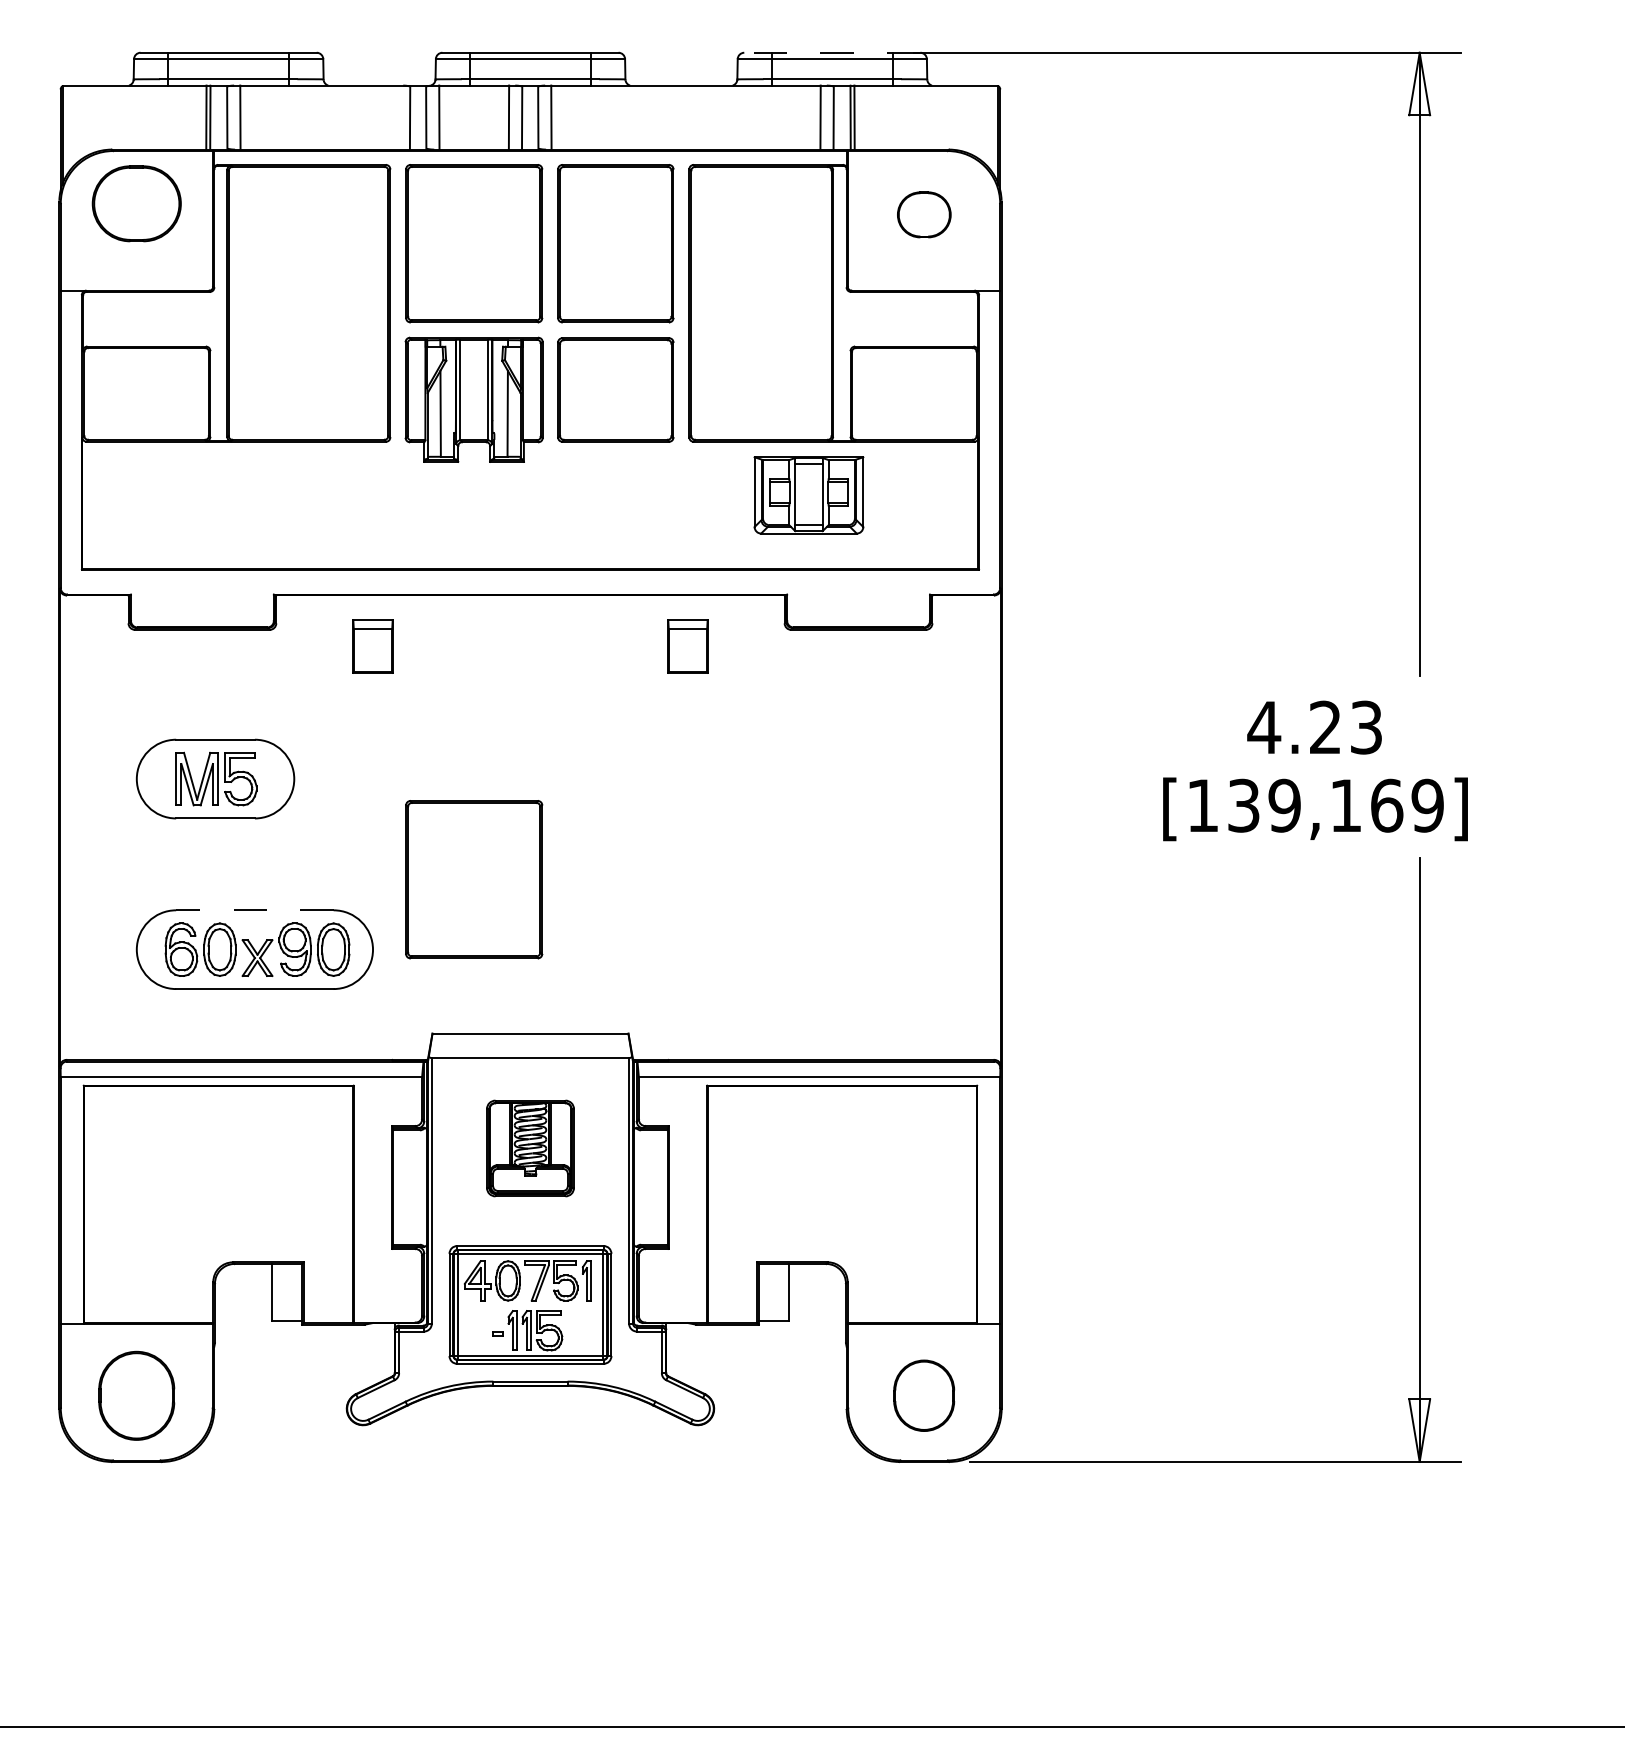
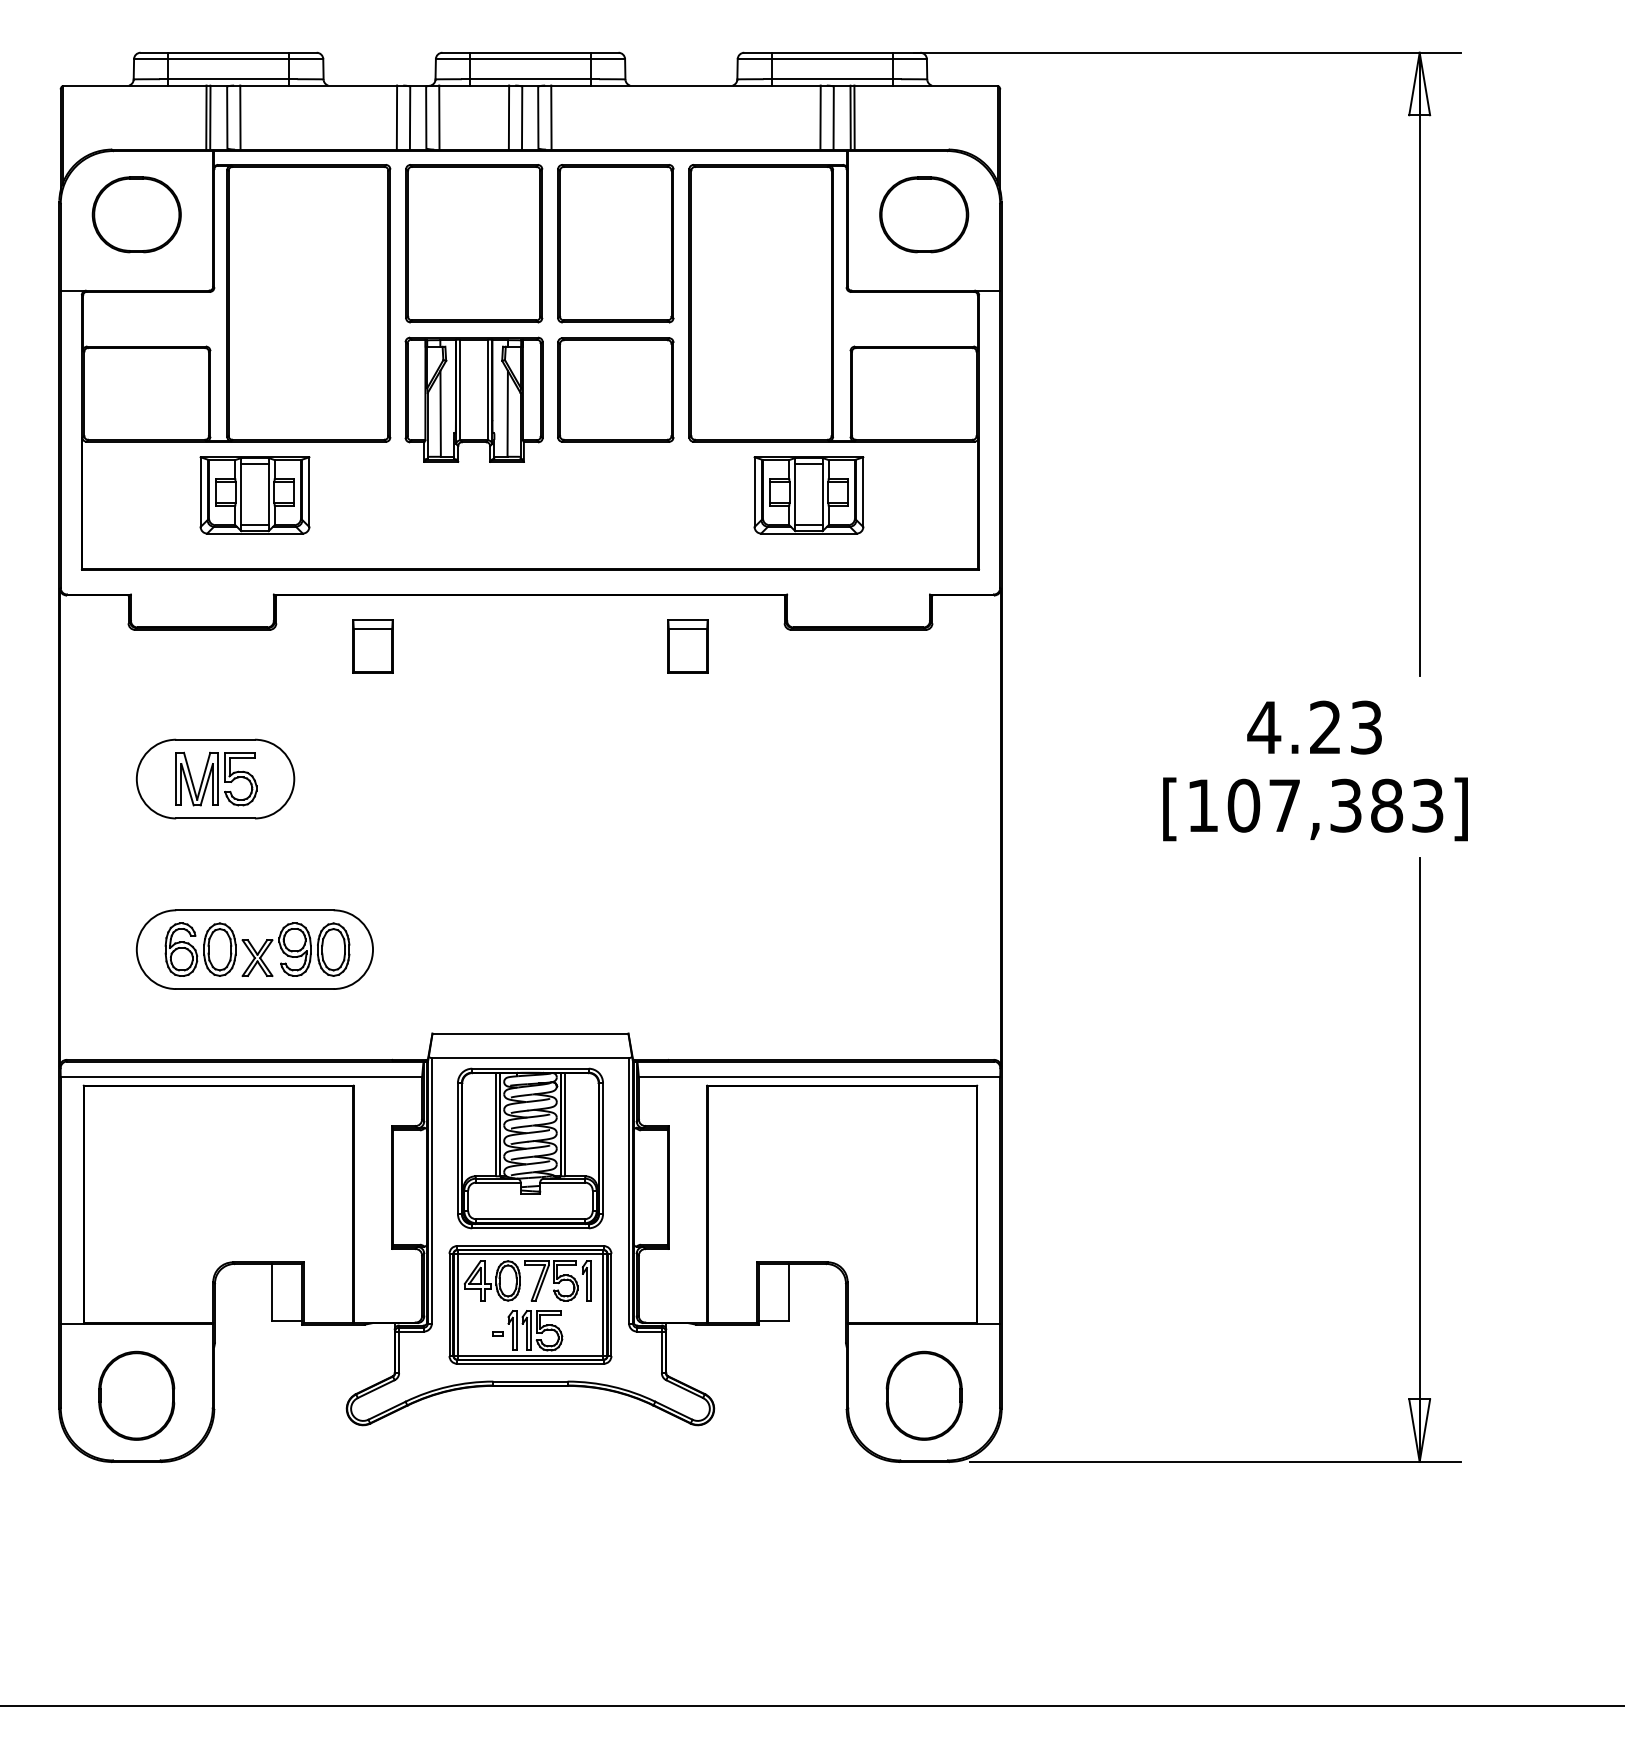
line: dashed -> solid (831, 52)
line: none -> present (396, 117)
part position: (136, 203) -> (136, 214) (136, 214)
part size: 55x48 px -> 91x78 px (924, 214)
part: none -> present (254, 495)
text: [139,169] -> [107,383] (1335, 805)
part: present -> none (474, 879)
line: dashed -> solid (254, 910)
part size: 89x99 px -> 147x163 px (530, 1148)
part size: 63x73 px -> 78x91 px (923, 1395)
line position: (811, 1727) -> (811, 1706) (811, 1706)
